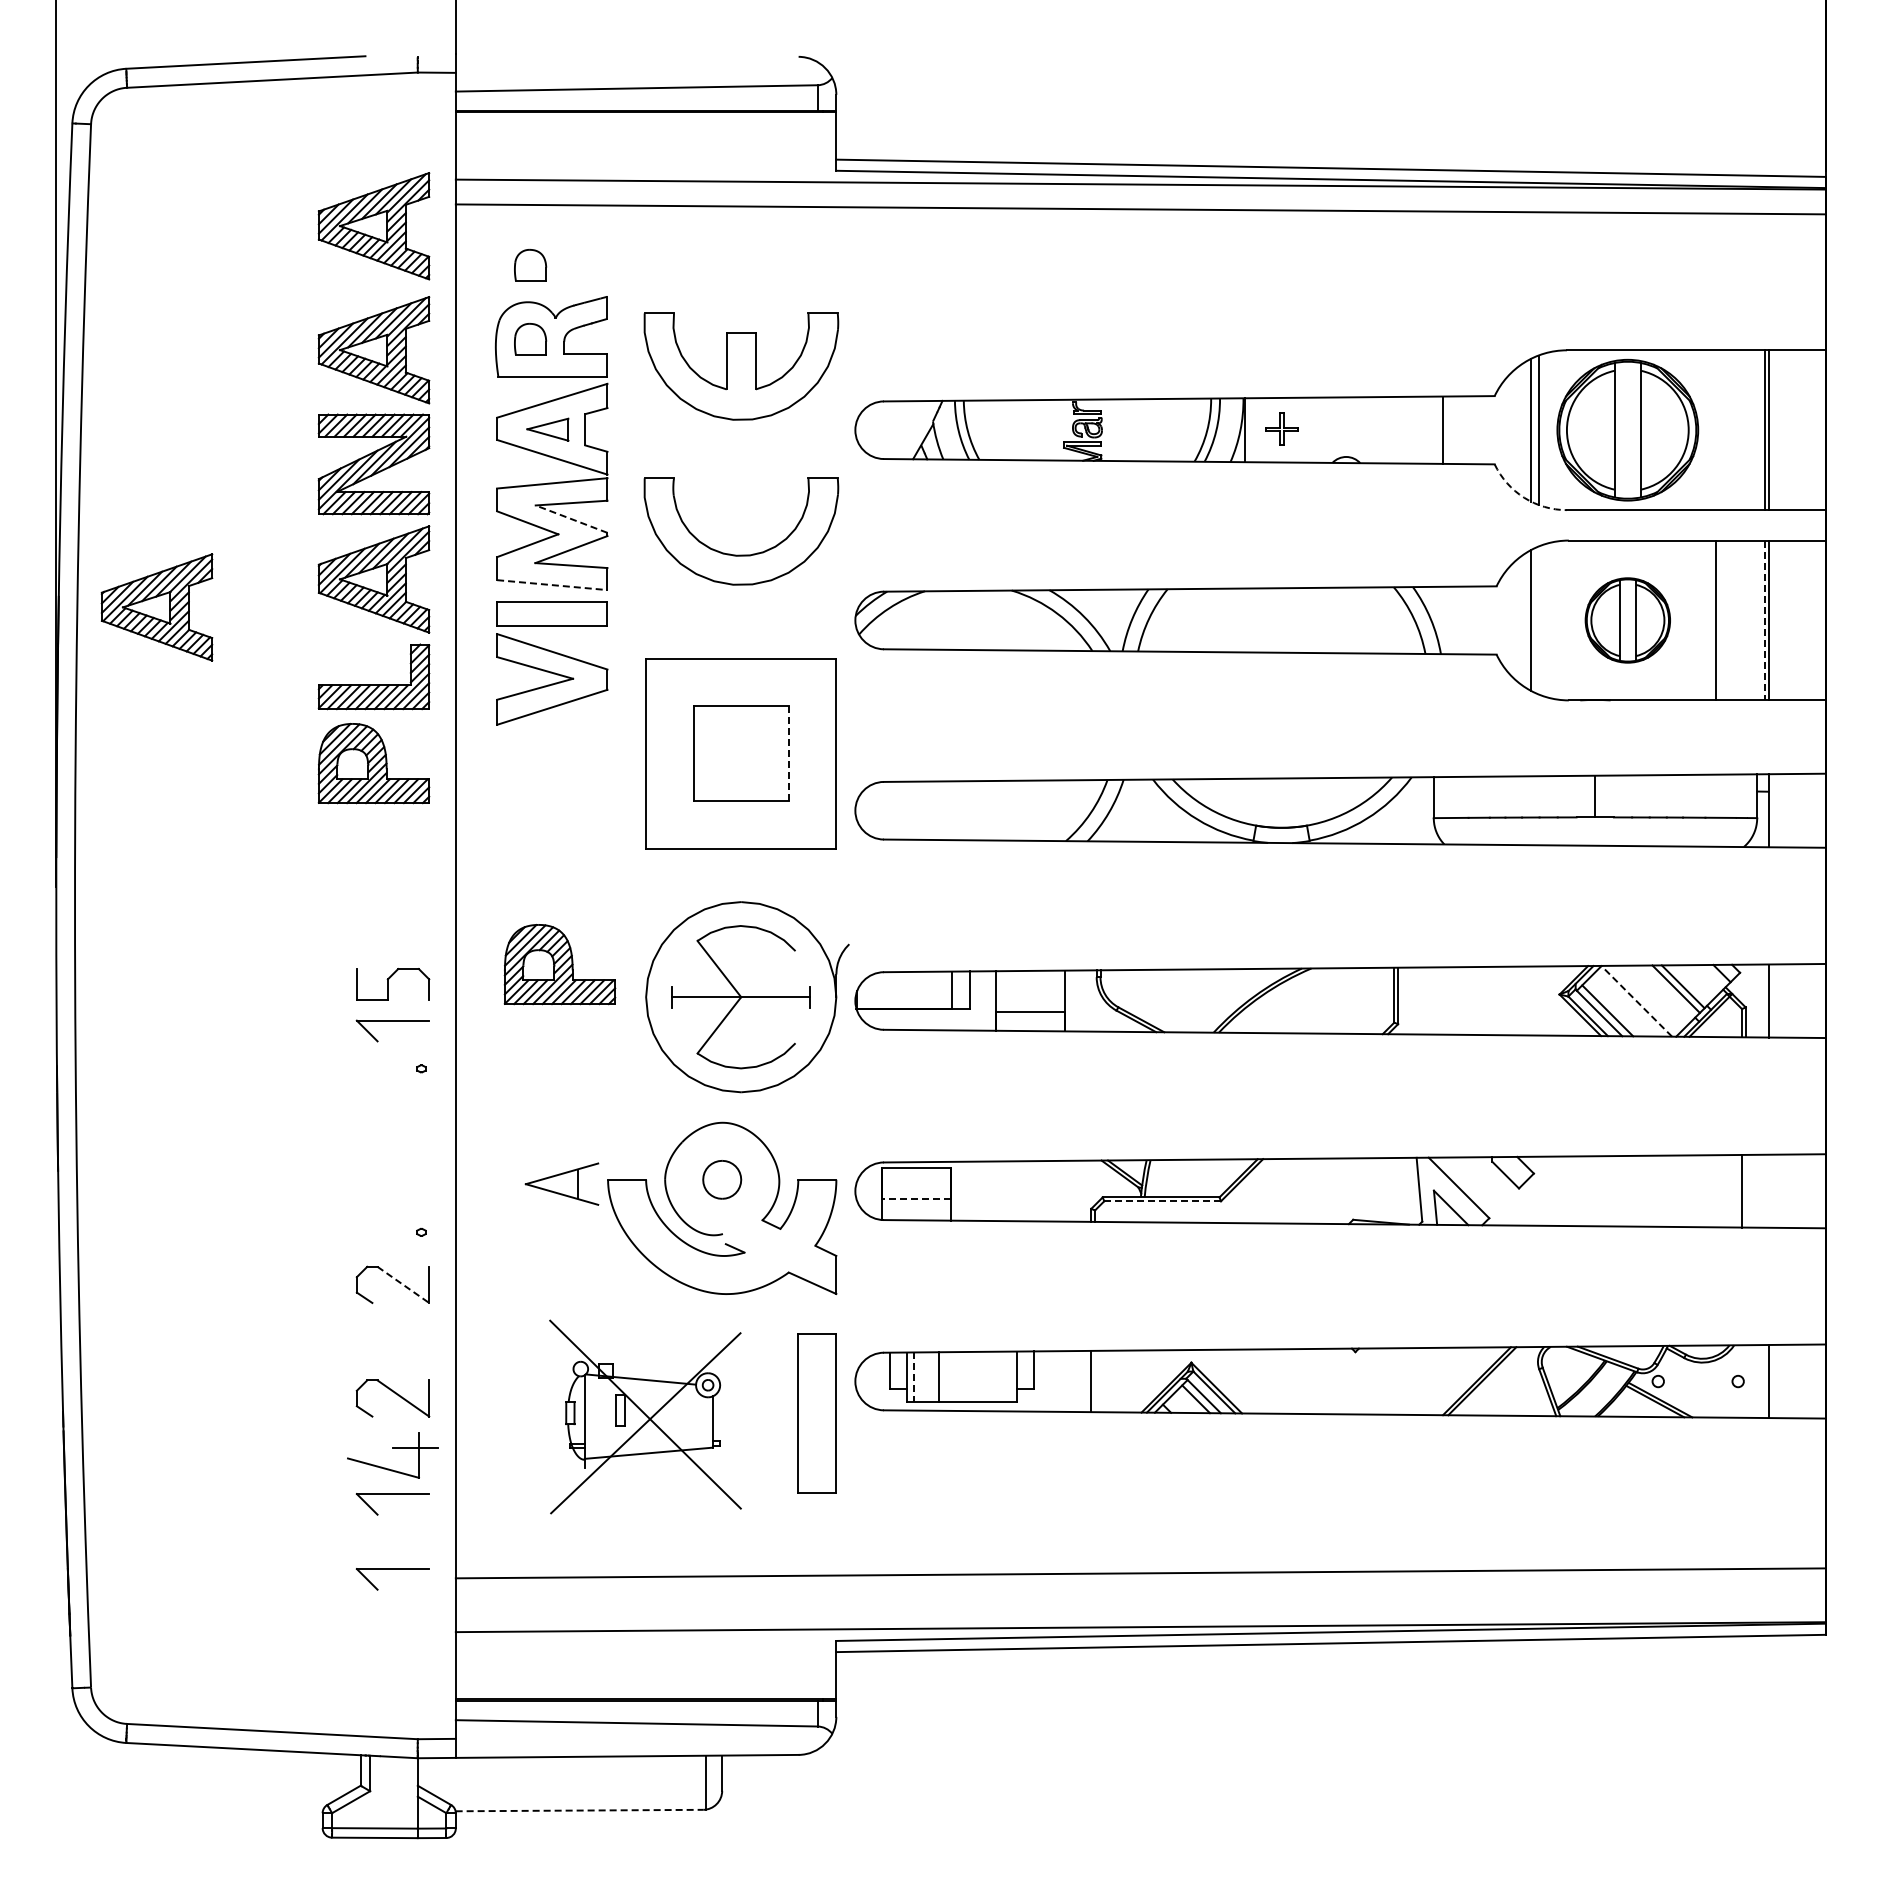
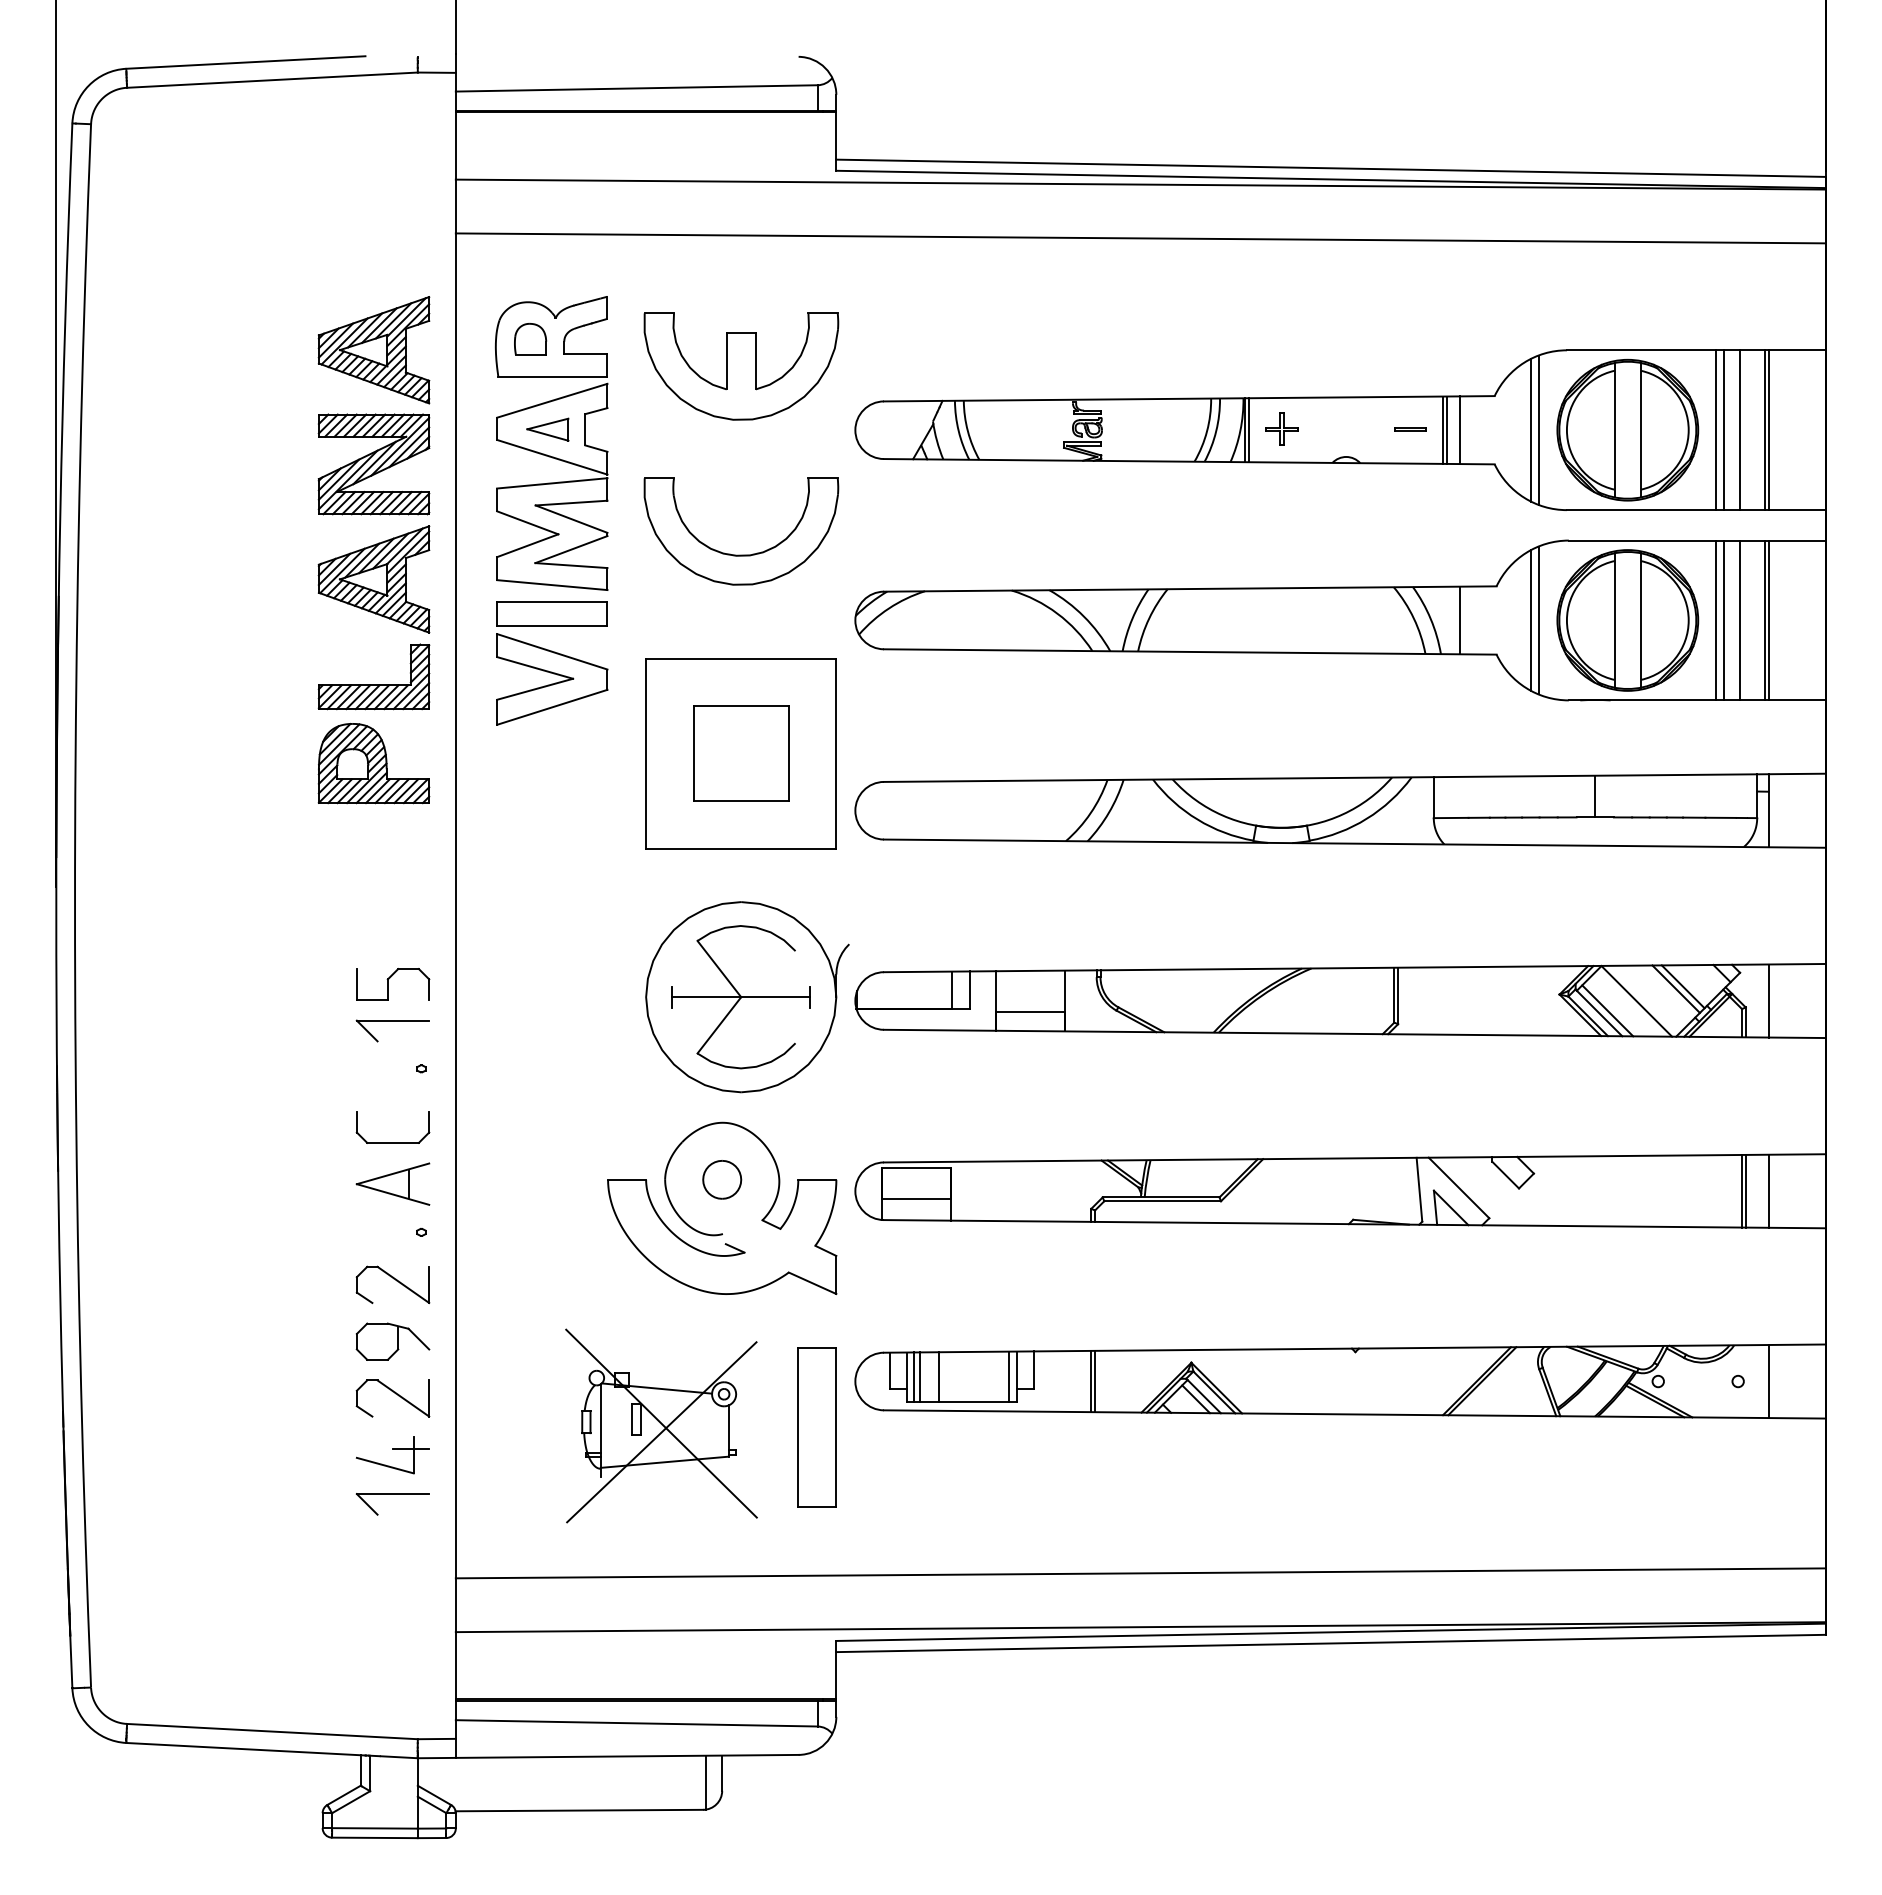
line position: (1140, 209) -> (1140, 238) (1140, 238)
part: present -> none (373, 226)
part: present -> none (530, 265)
line: none -> present (1410, 428)
line: none -> present (1447, 429)
line: none -> present (1249, 430)
line: none -> present (1460, 430)
line: none -> present (1716, 430)
line: none -> present (1723, 430)
line: none -> present (1740, 430)
arc: dashed -> solid (1524, 497)
line: dashed -> solid (571, 518)
line: dashed -> solid (552, 585)
part: present -> none (156, 607)
line: none -> present (1460, 620)
line: none -> present (1538, 620)
part size: 87x87 px -> 144x143 px (1627, 620)
line: none -> present (1723, 620)
line: none -> present (1740, 620)
line: dashed -> solid (1764, 620)
line: dashed -> solid (788, 753)
part: present -> none (559, 964)
line: dashed -> solid (1636, 1001)
part: none -> present (392, 1142)
part position: (561, 1183) -> (392, 1183) (392, 1183)
line: none -> present (1745, 1190)
line: none -> present (1768, 1190)
line: dashed -> solid (916, 1198)
line: dashed -> solid (1162, 1201)
line: dashed -> solid (403, 1284)
part: none -> present (392, 1341)
line: none -> present (1009, 1376)
line: dashed -> solid (914, 1377)
line: none -> present (919, 1377)
line: none -> present (1095, 1381)
part position: (816, 1413) -> (816, 1427) (816, 1427)
part position: (645, 1416) -> (661, 1425) (661, 1425)
part size: 92x47 px -> 75x39 px (392, 1455)
part: present -> none (392, 1569)
line: dashed -> solid (579, 1810)
